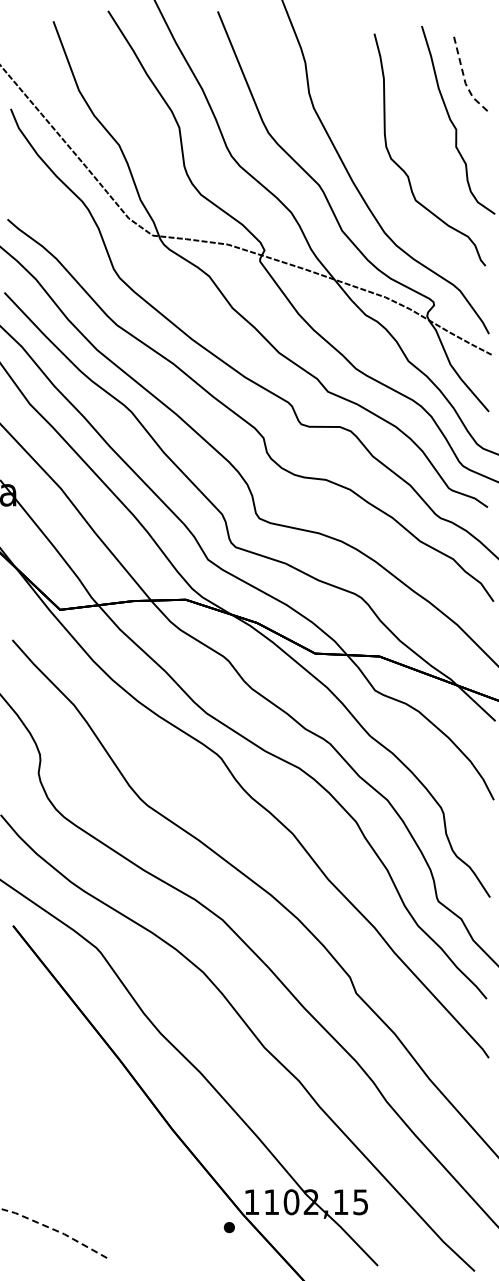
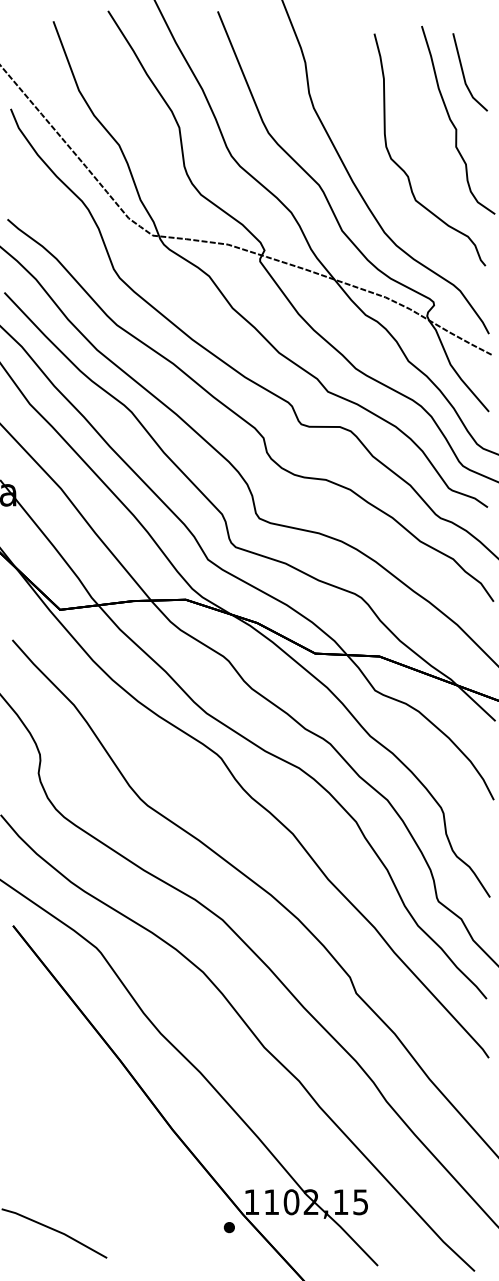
line: dashed -> solid (463, 76)
line: dashed -> solid (55, 1230)
